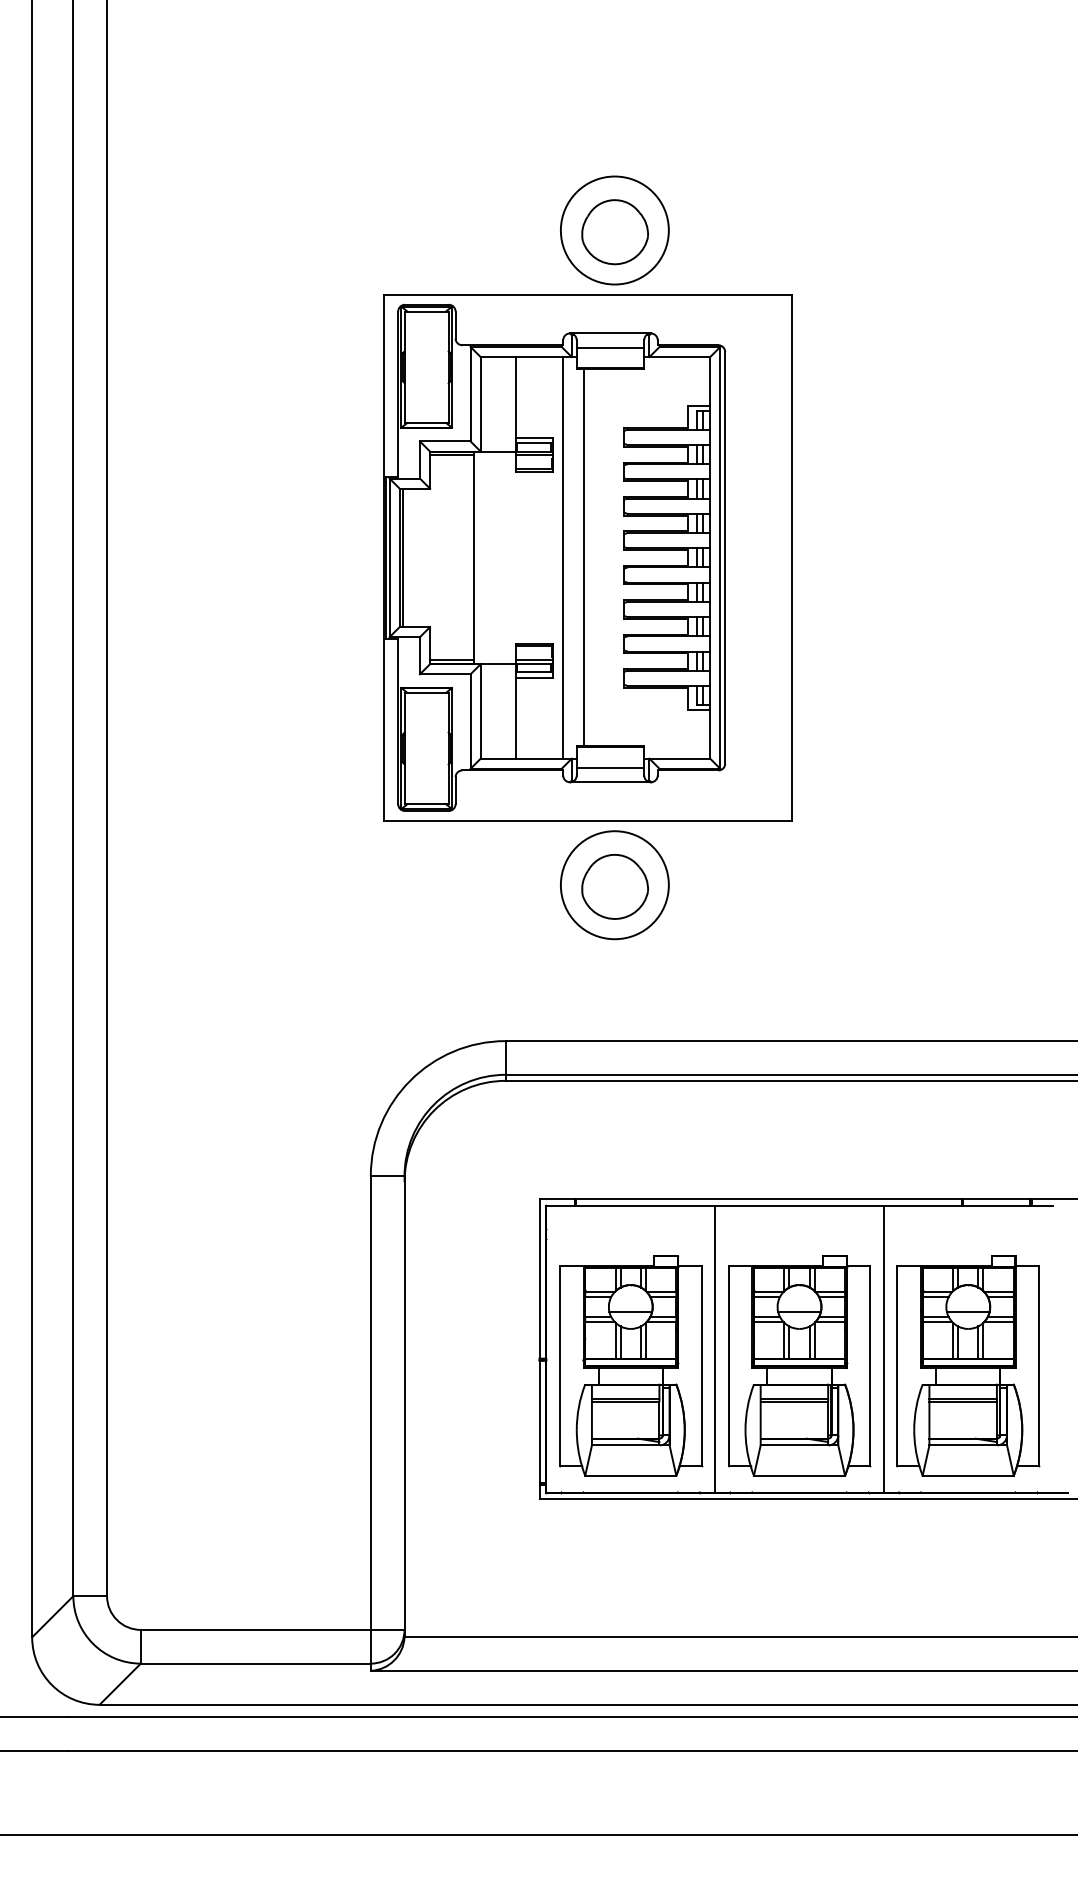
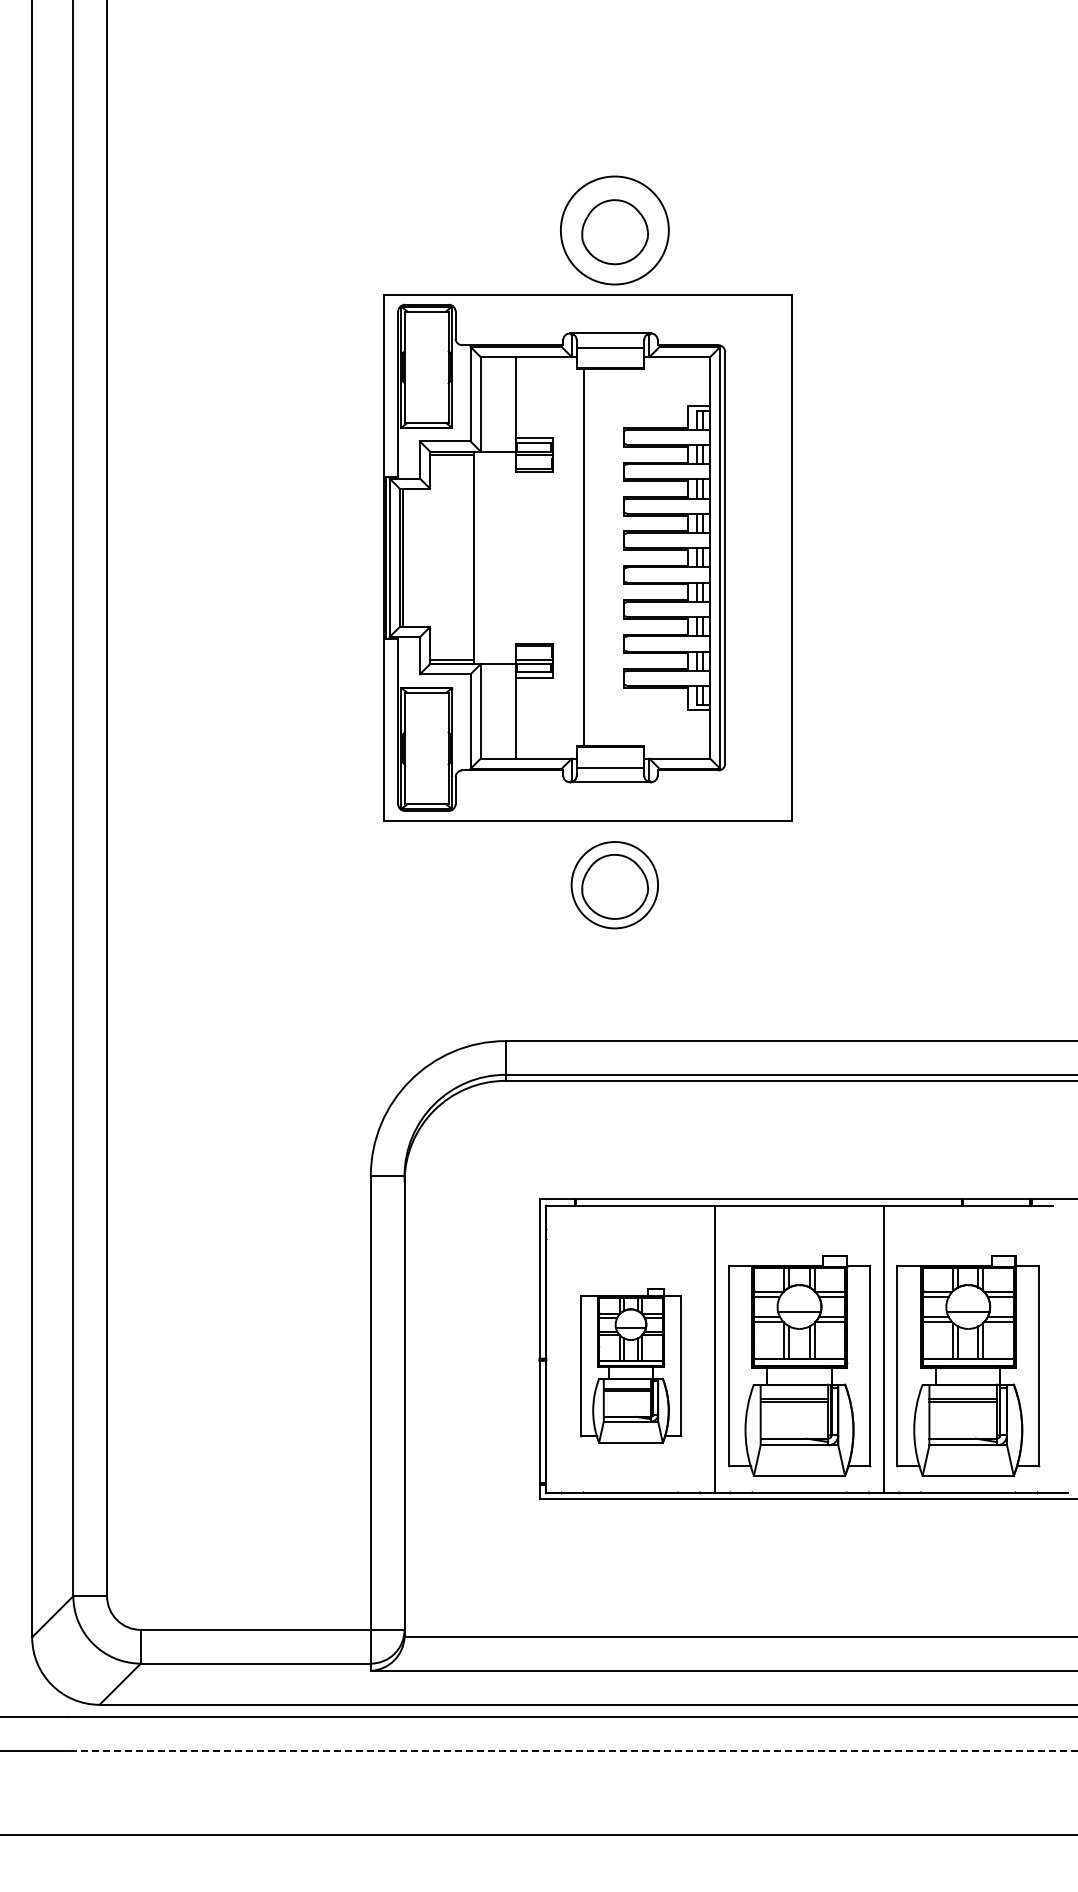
line: present -> none (563, 557)
circle diameter: 108 px -> 86 px (614, 885)
part size: 145x222 px -> 103x156 px (631, 1365)
line: solid -> dashed (572, 1750)
